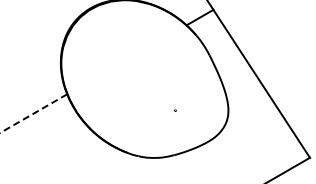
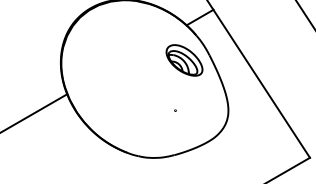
line: none -> present (304, 14)
part: none -> present (184, 60)
line: dashed -> solid (33, 113)
